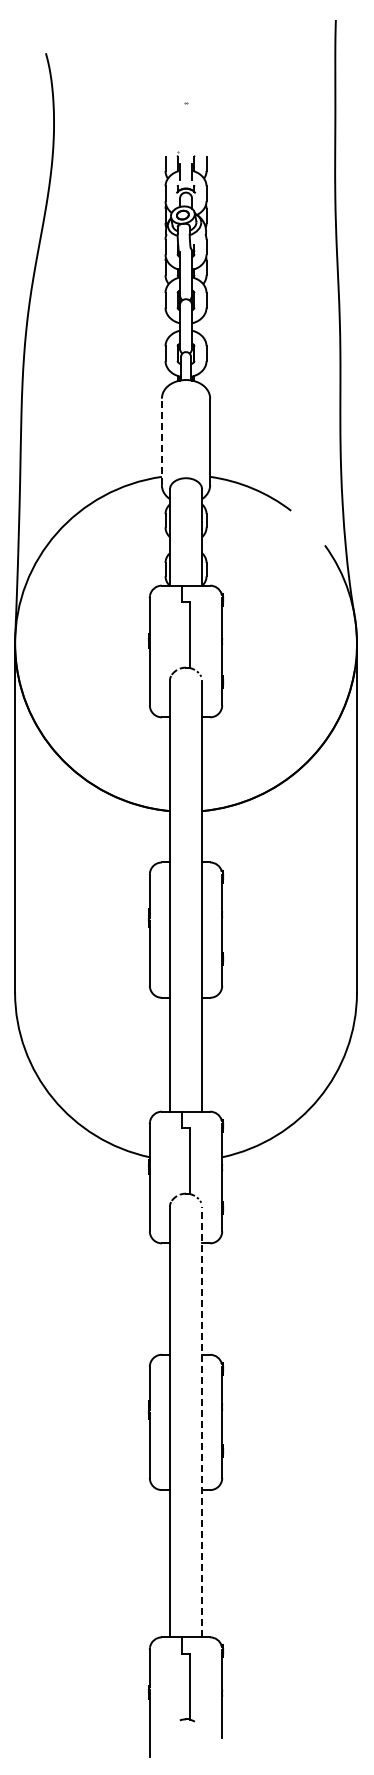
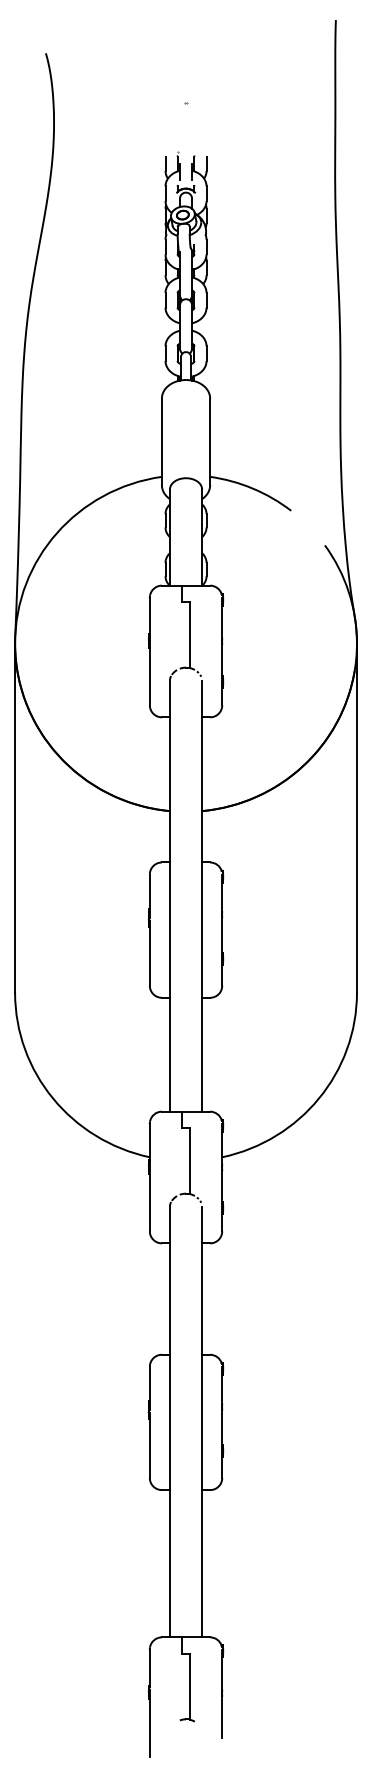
line: dashed -> solid (161, 441)
line: dashed -> solid (202, 1421)
